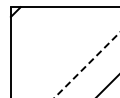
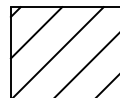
line: none -> present (36, 32)
line: none -> present (59, 50)
line: dashed -> solid (87, 65)
